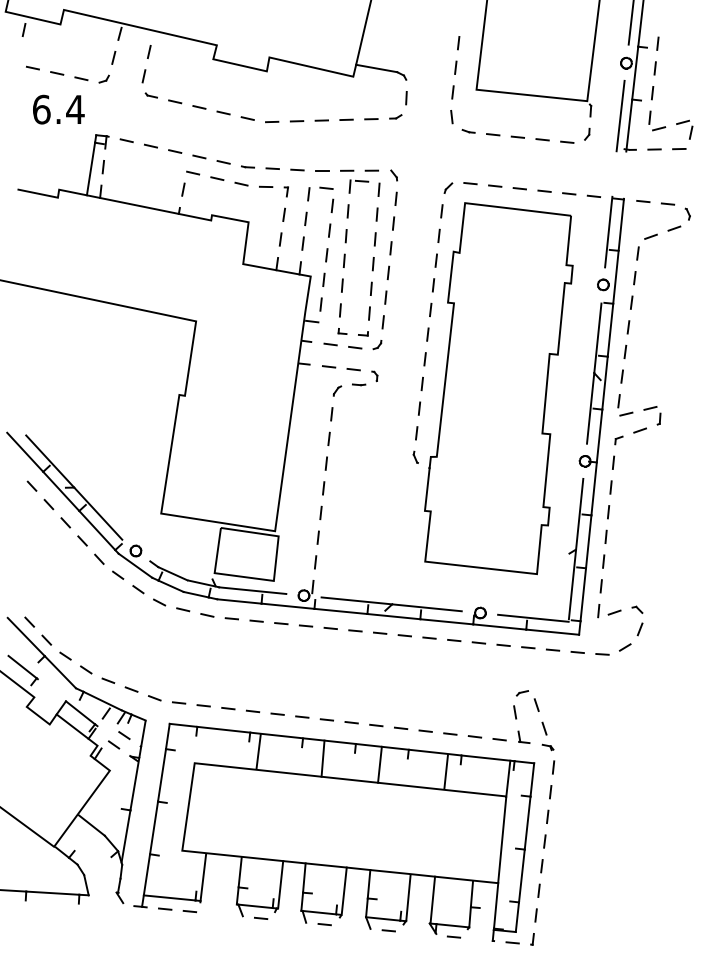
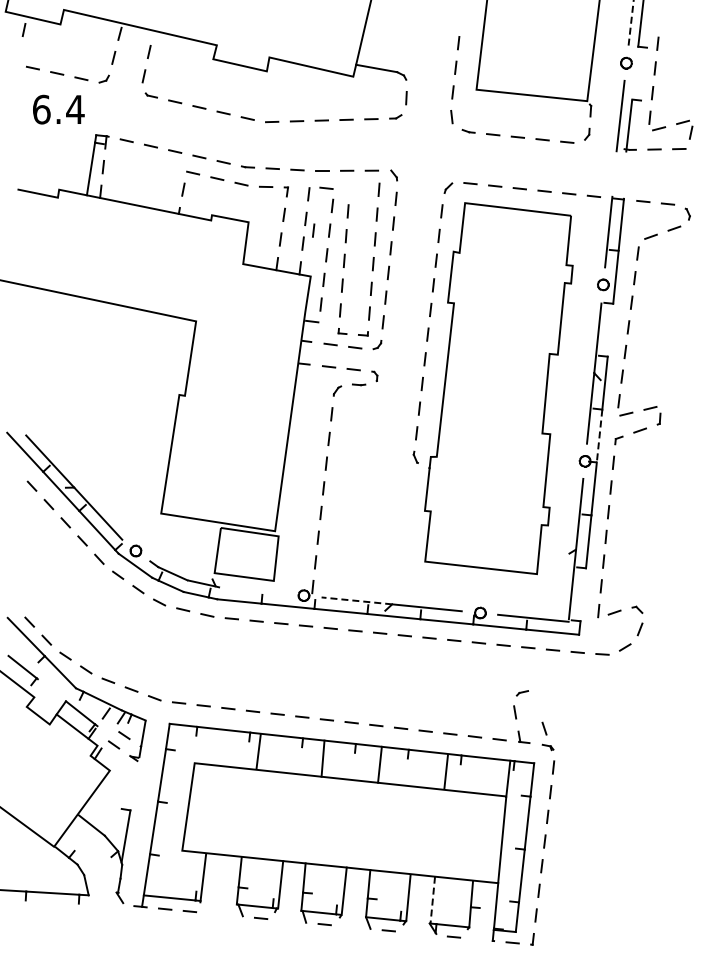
line: solid -> dashed (631, 22)
line: present -> none (635, 72)
part: present -> none (358, 186)
line: none -> present (313, 230)
line: present -> none (610, 329)
line: solid -> dashed (599, 436)
line: present -> none (252, 590)
line: present -> none (583, 594)
line: solid -> dashed (356, 600)
line: present -> none (536, 704)
line: present -> none (134, 783)
line: solid -> dashed (432, 900)
